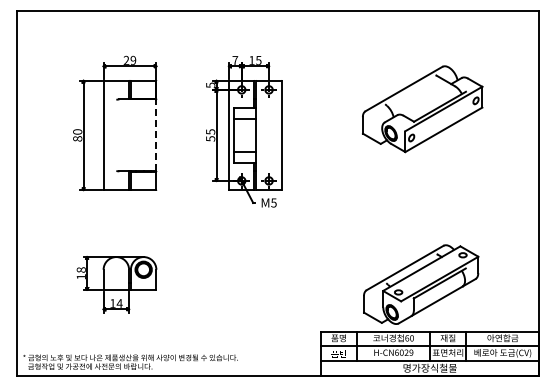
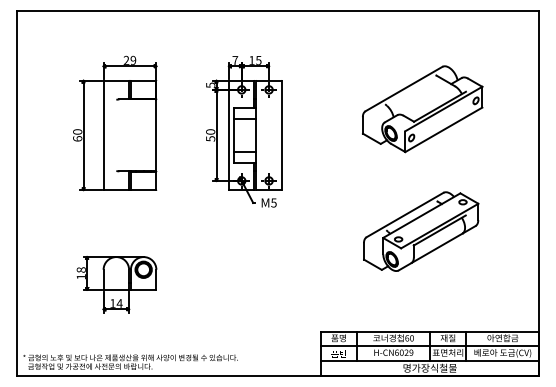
text: 55 -> 50 (210, 131)
line: dashed -> solid (156, 135)
text: 80 -> 60 (77, 138)
part position: (421, 284) -> (421, 231) (421, 231)
